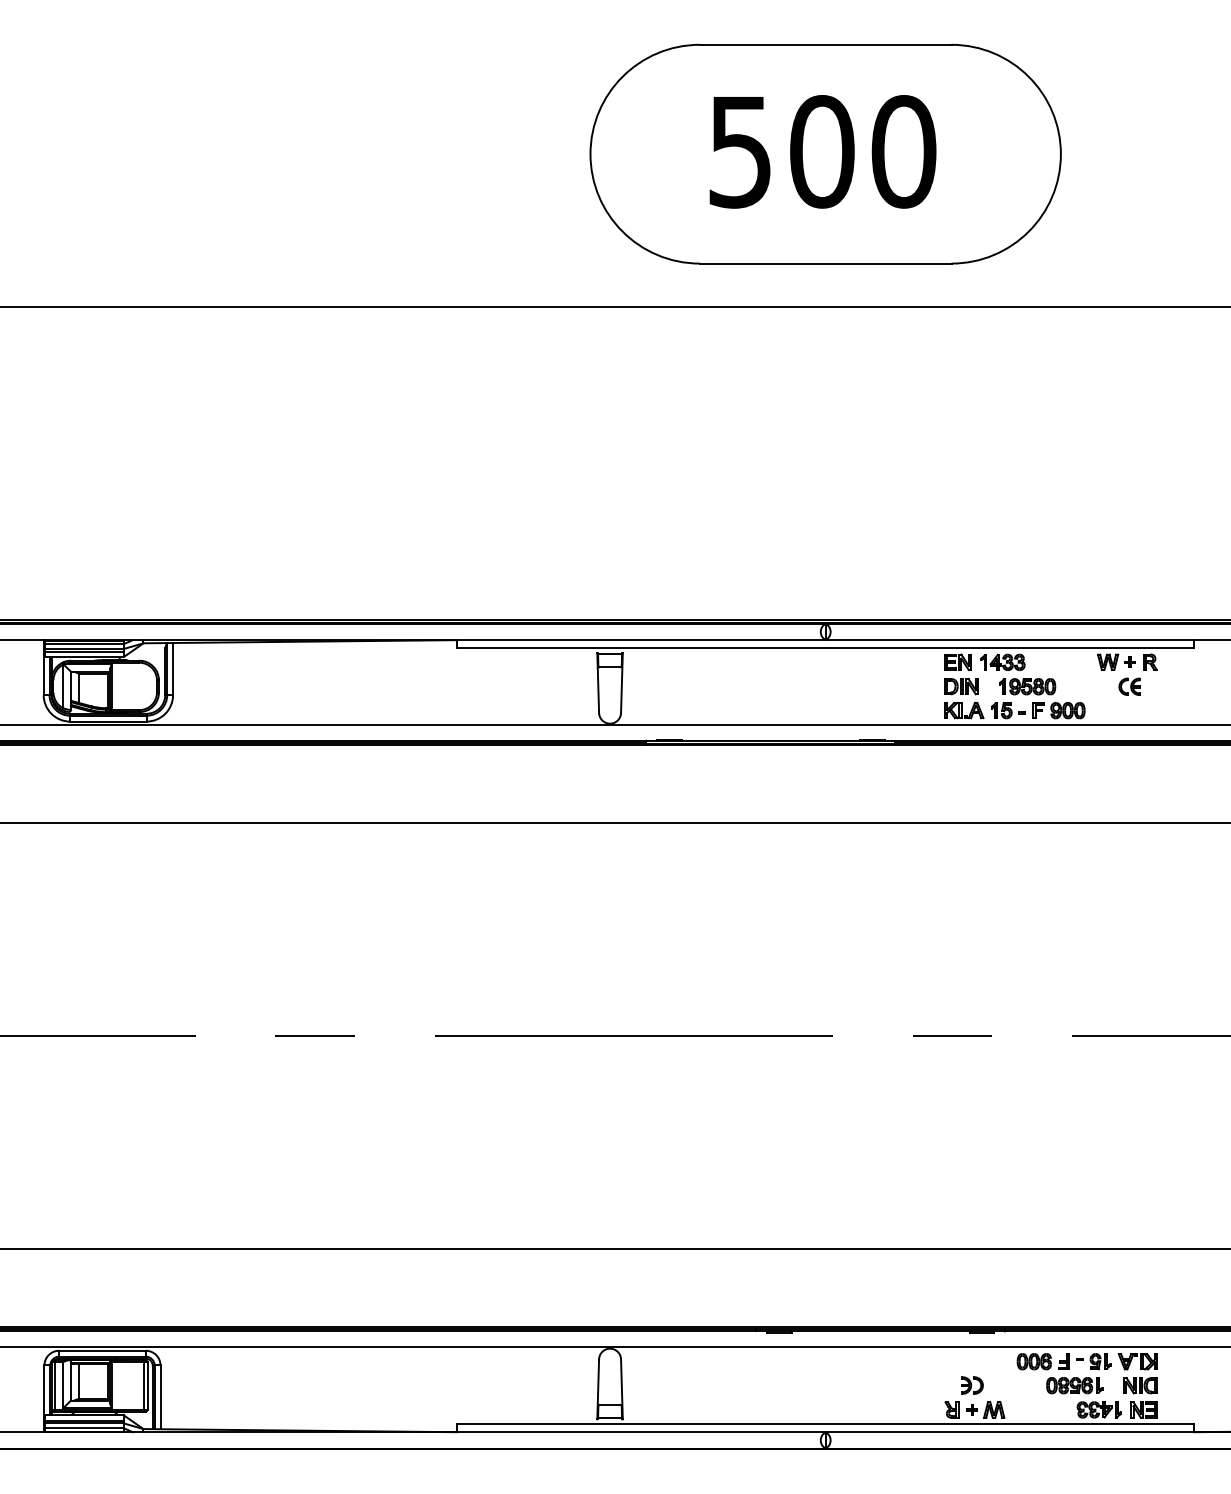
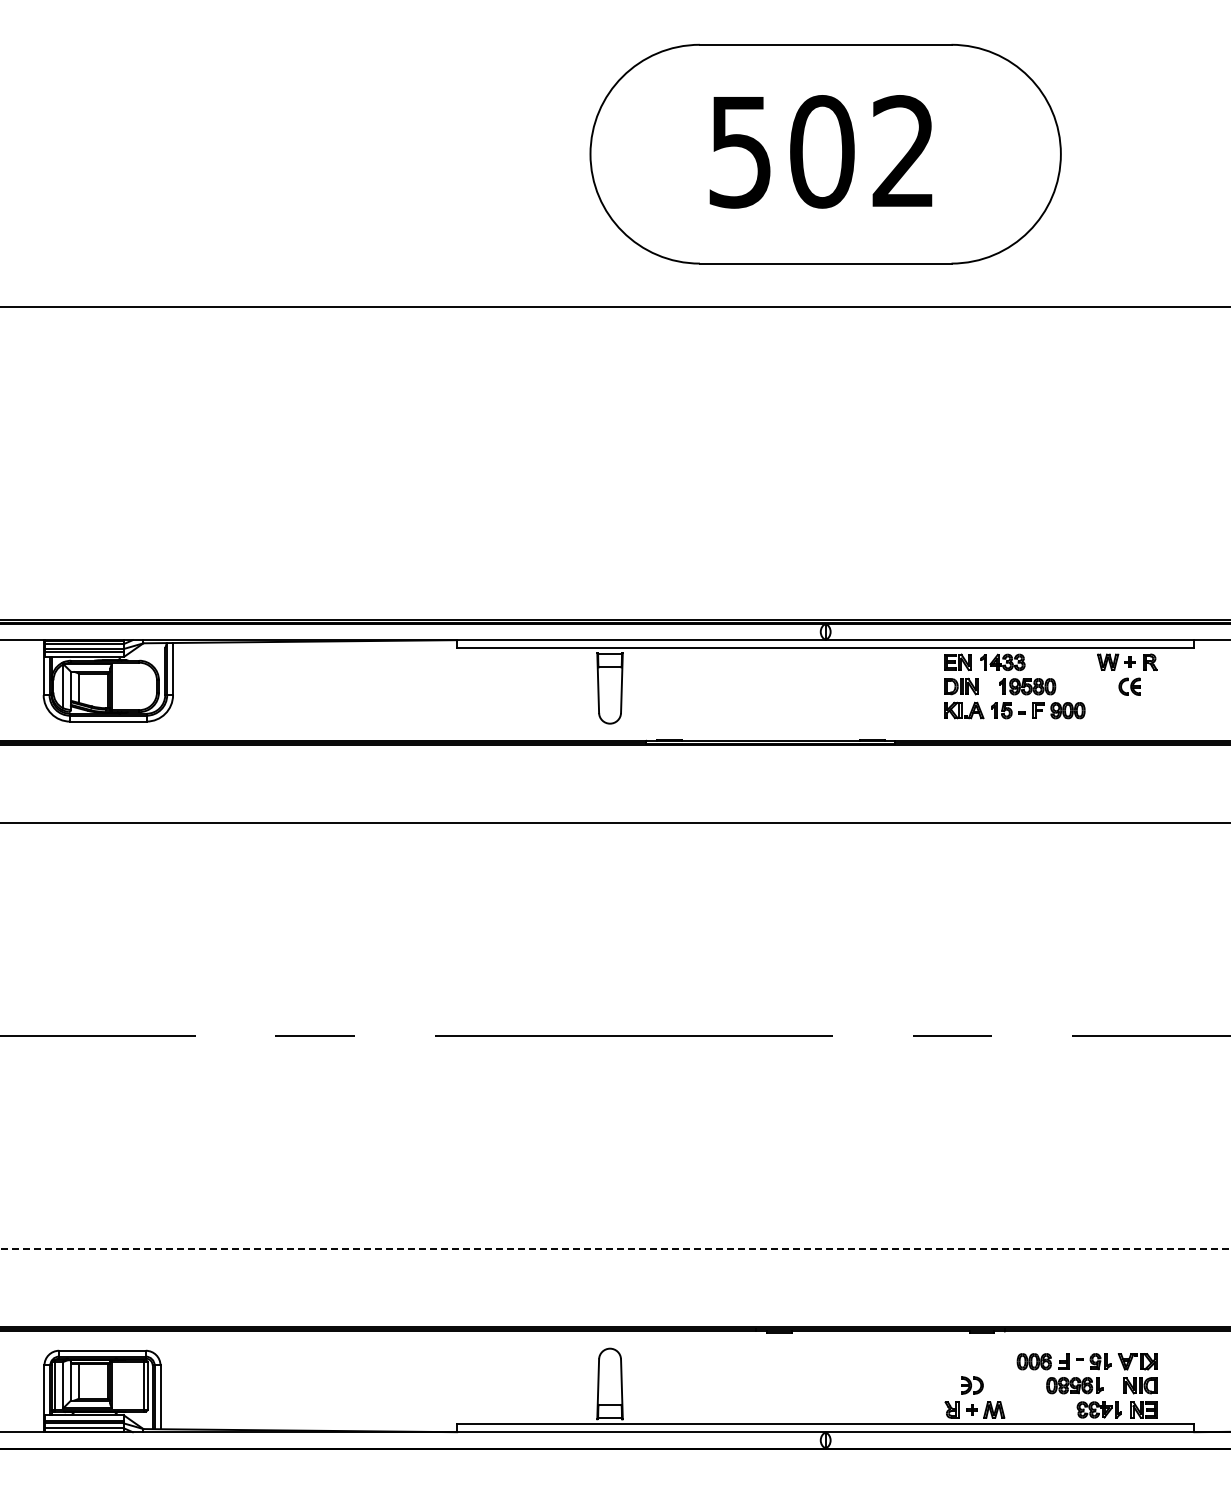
text: 500 -> 502 (903, 151)
line: present -> none (614, 725)
line: solid -> dashed (615, 1248)
line: present -> none (614, 1347)
